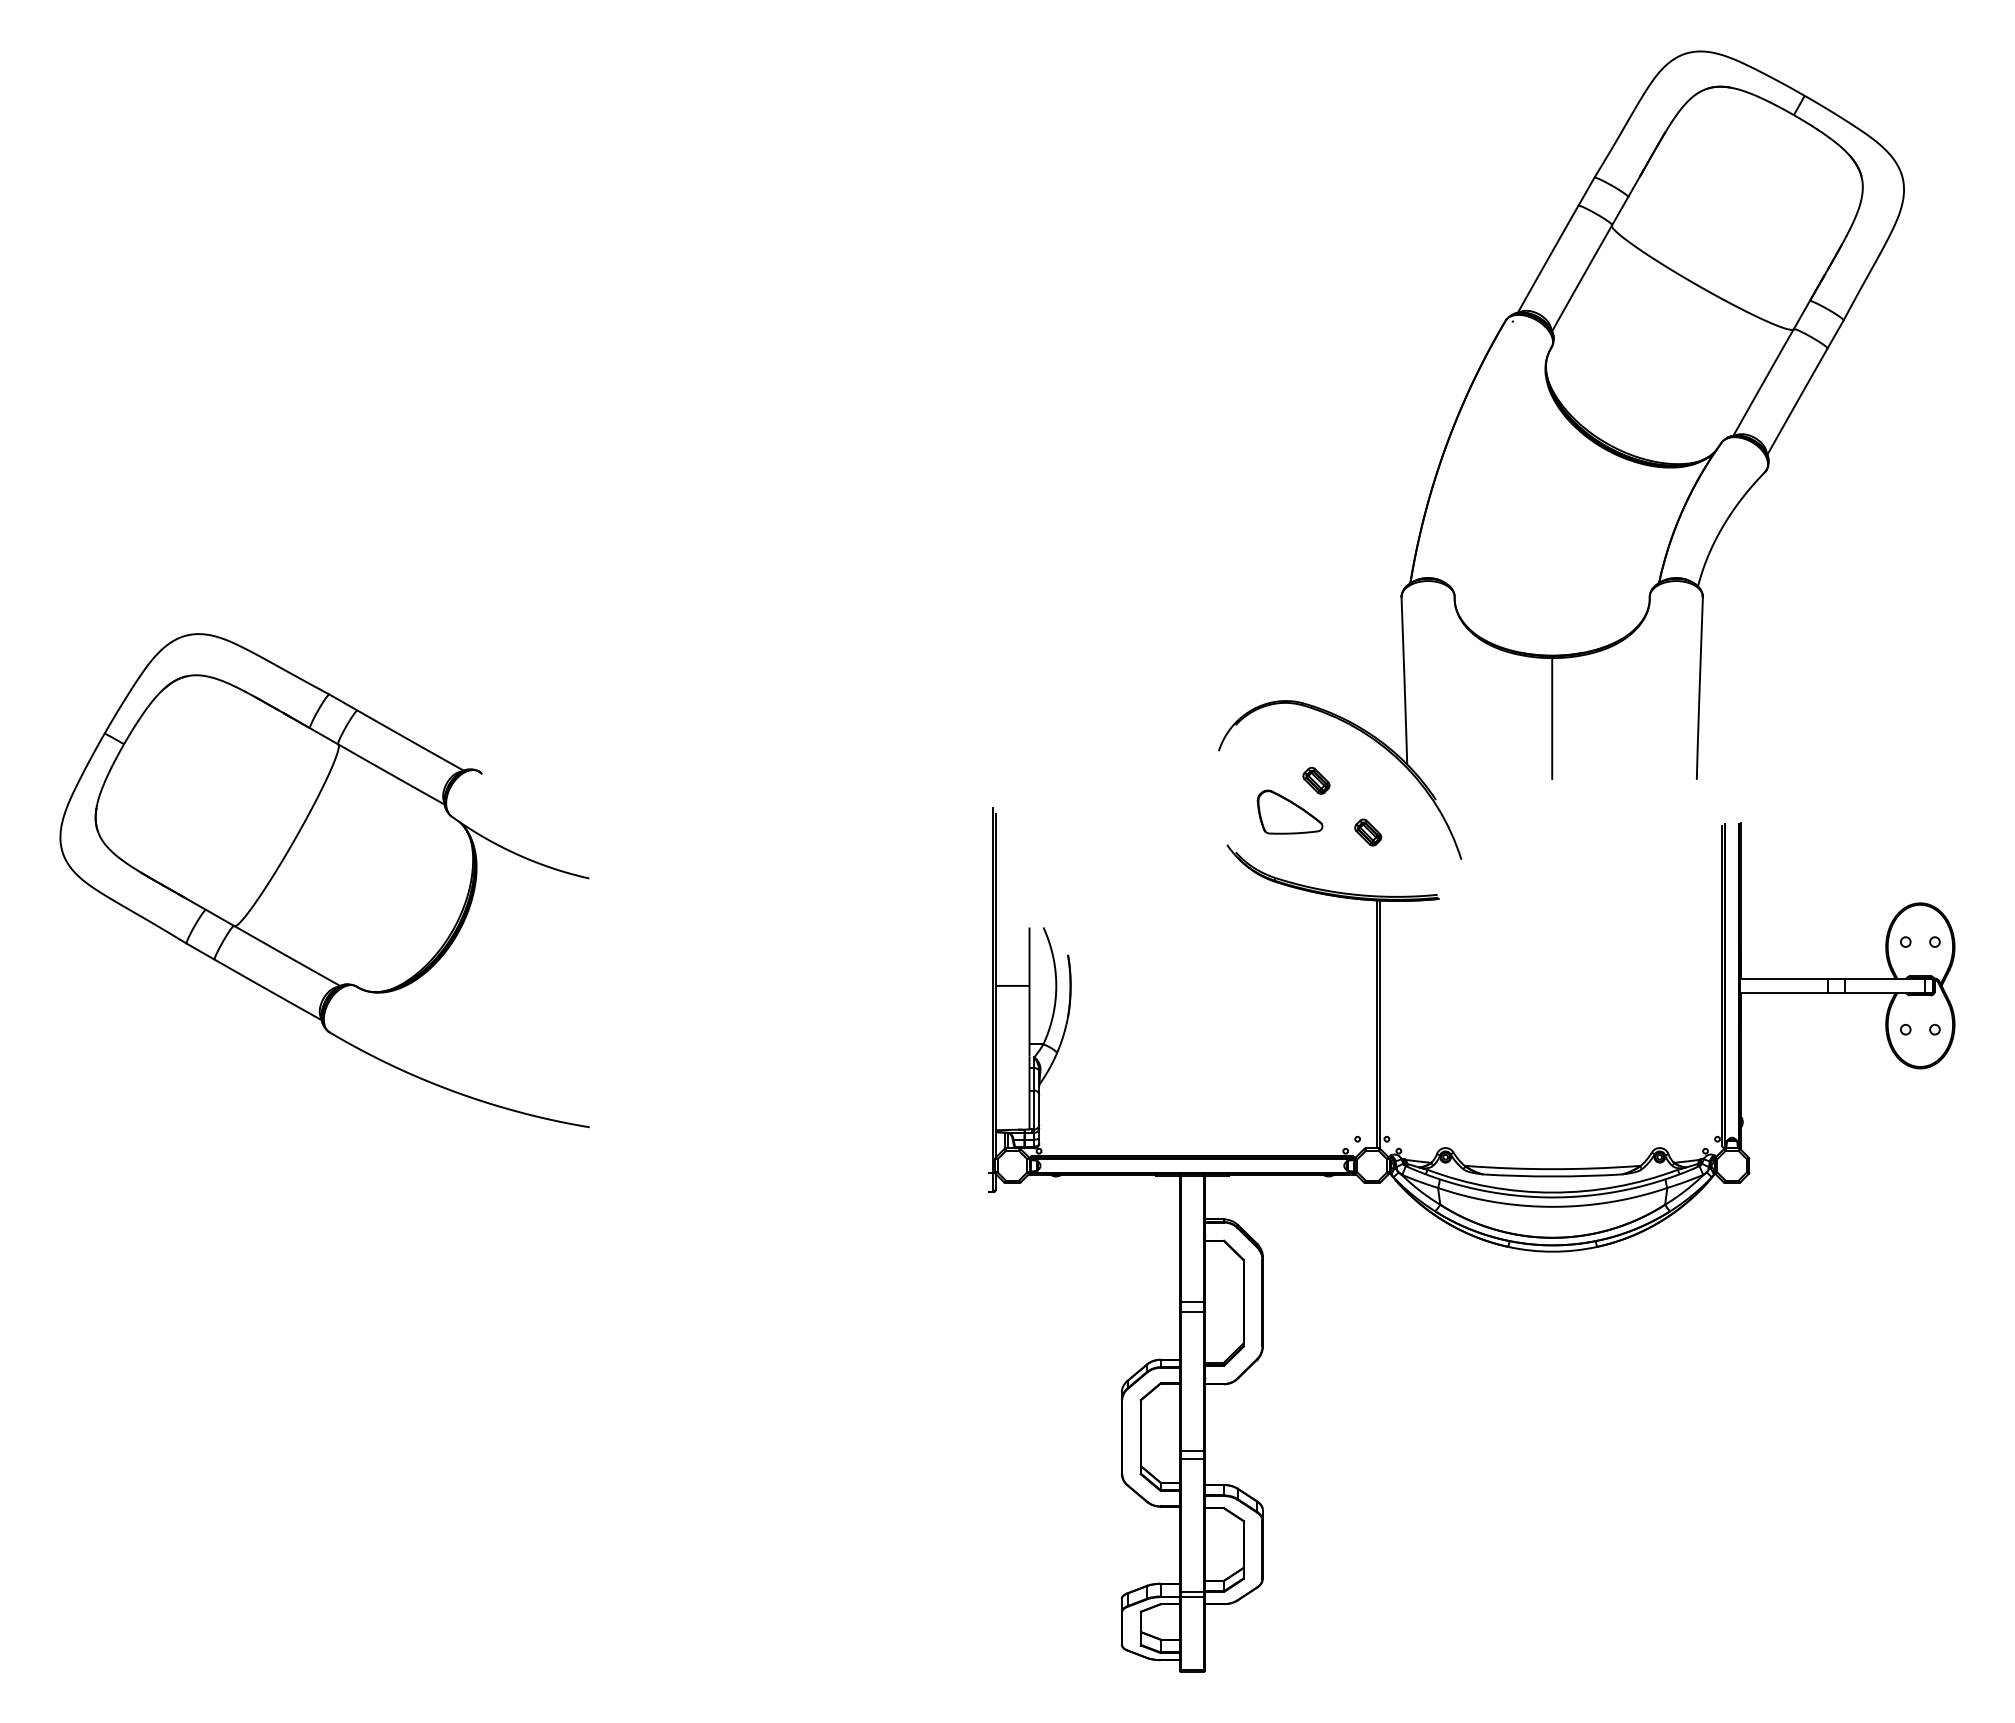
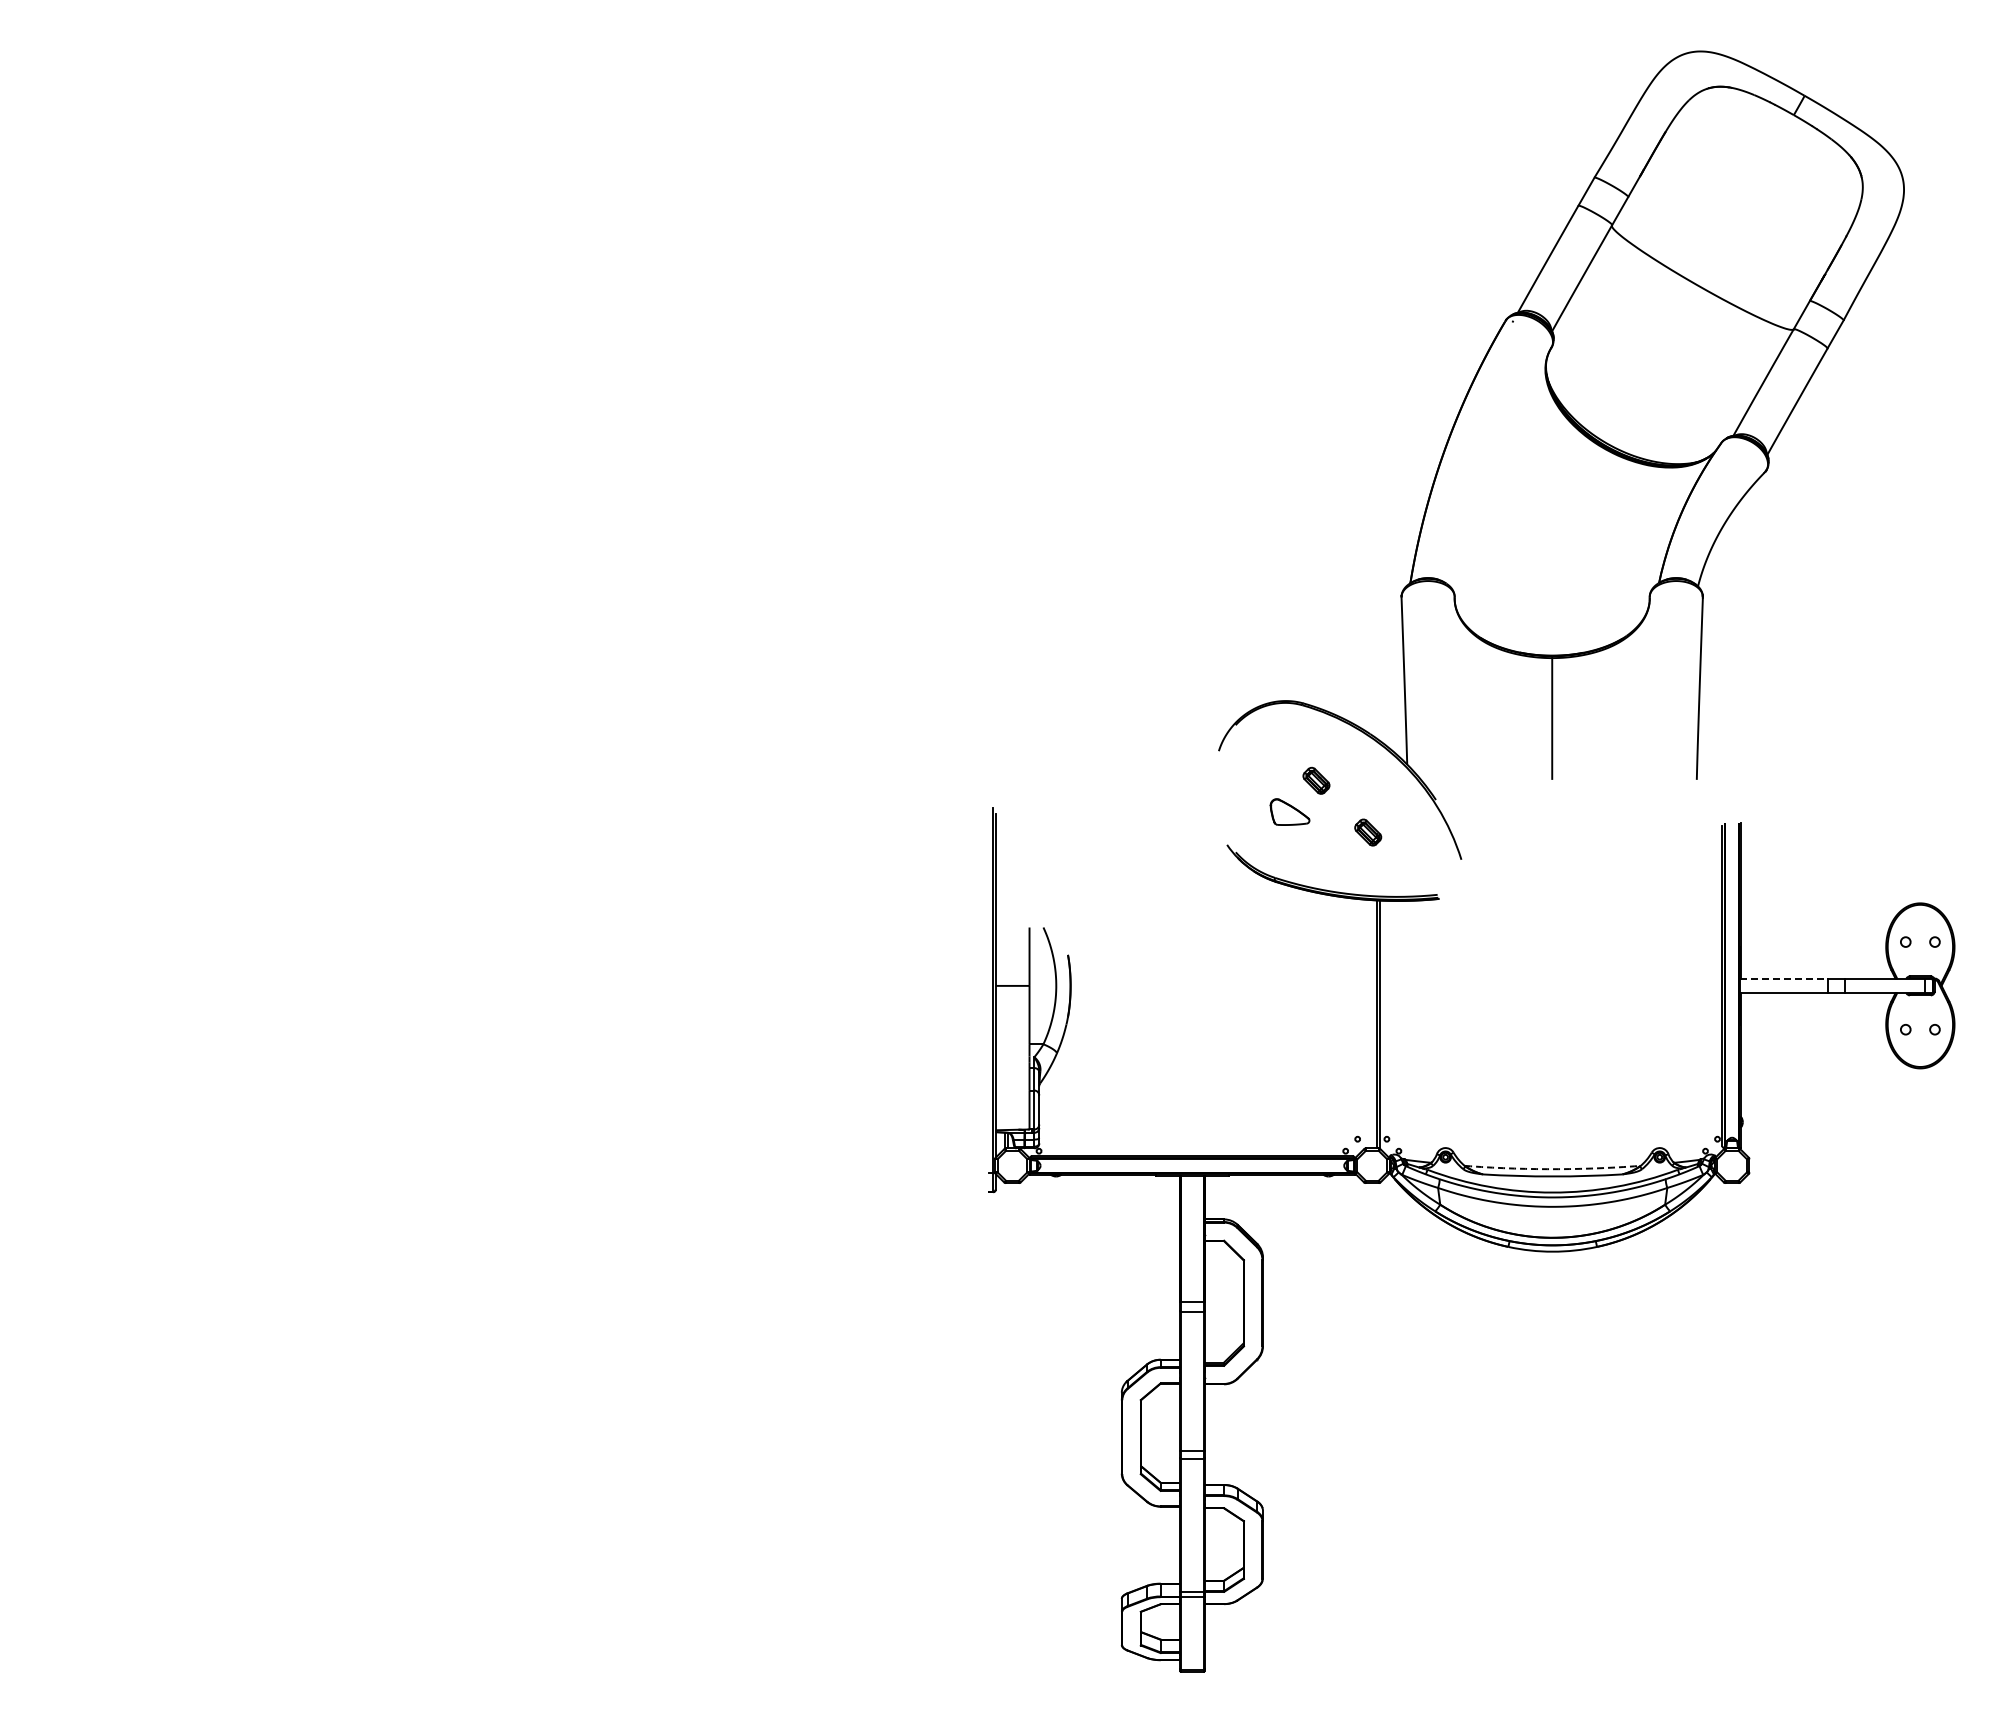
part size: 68x46 px -> 42x28 px (1289, 811)
part: present -> none (324, 880)
line: solid -> dashed (1784, 978)
arc: solid -> dashed (1552, 1169)
